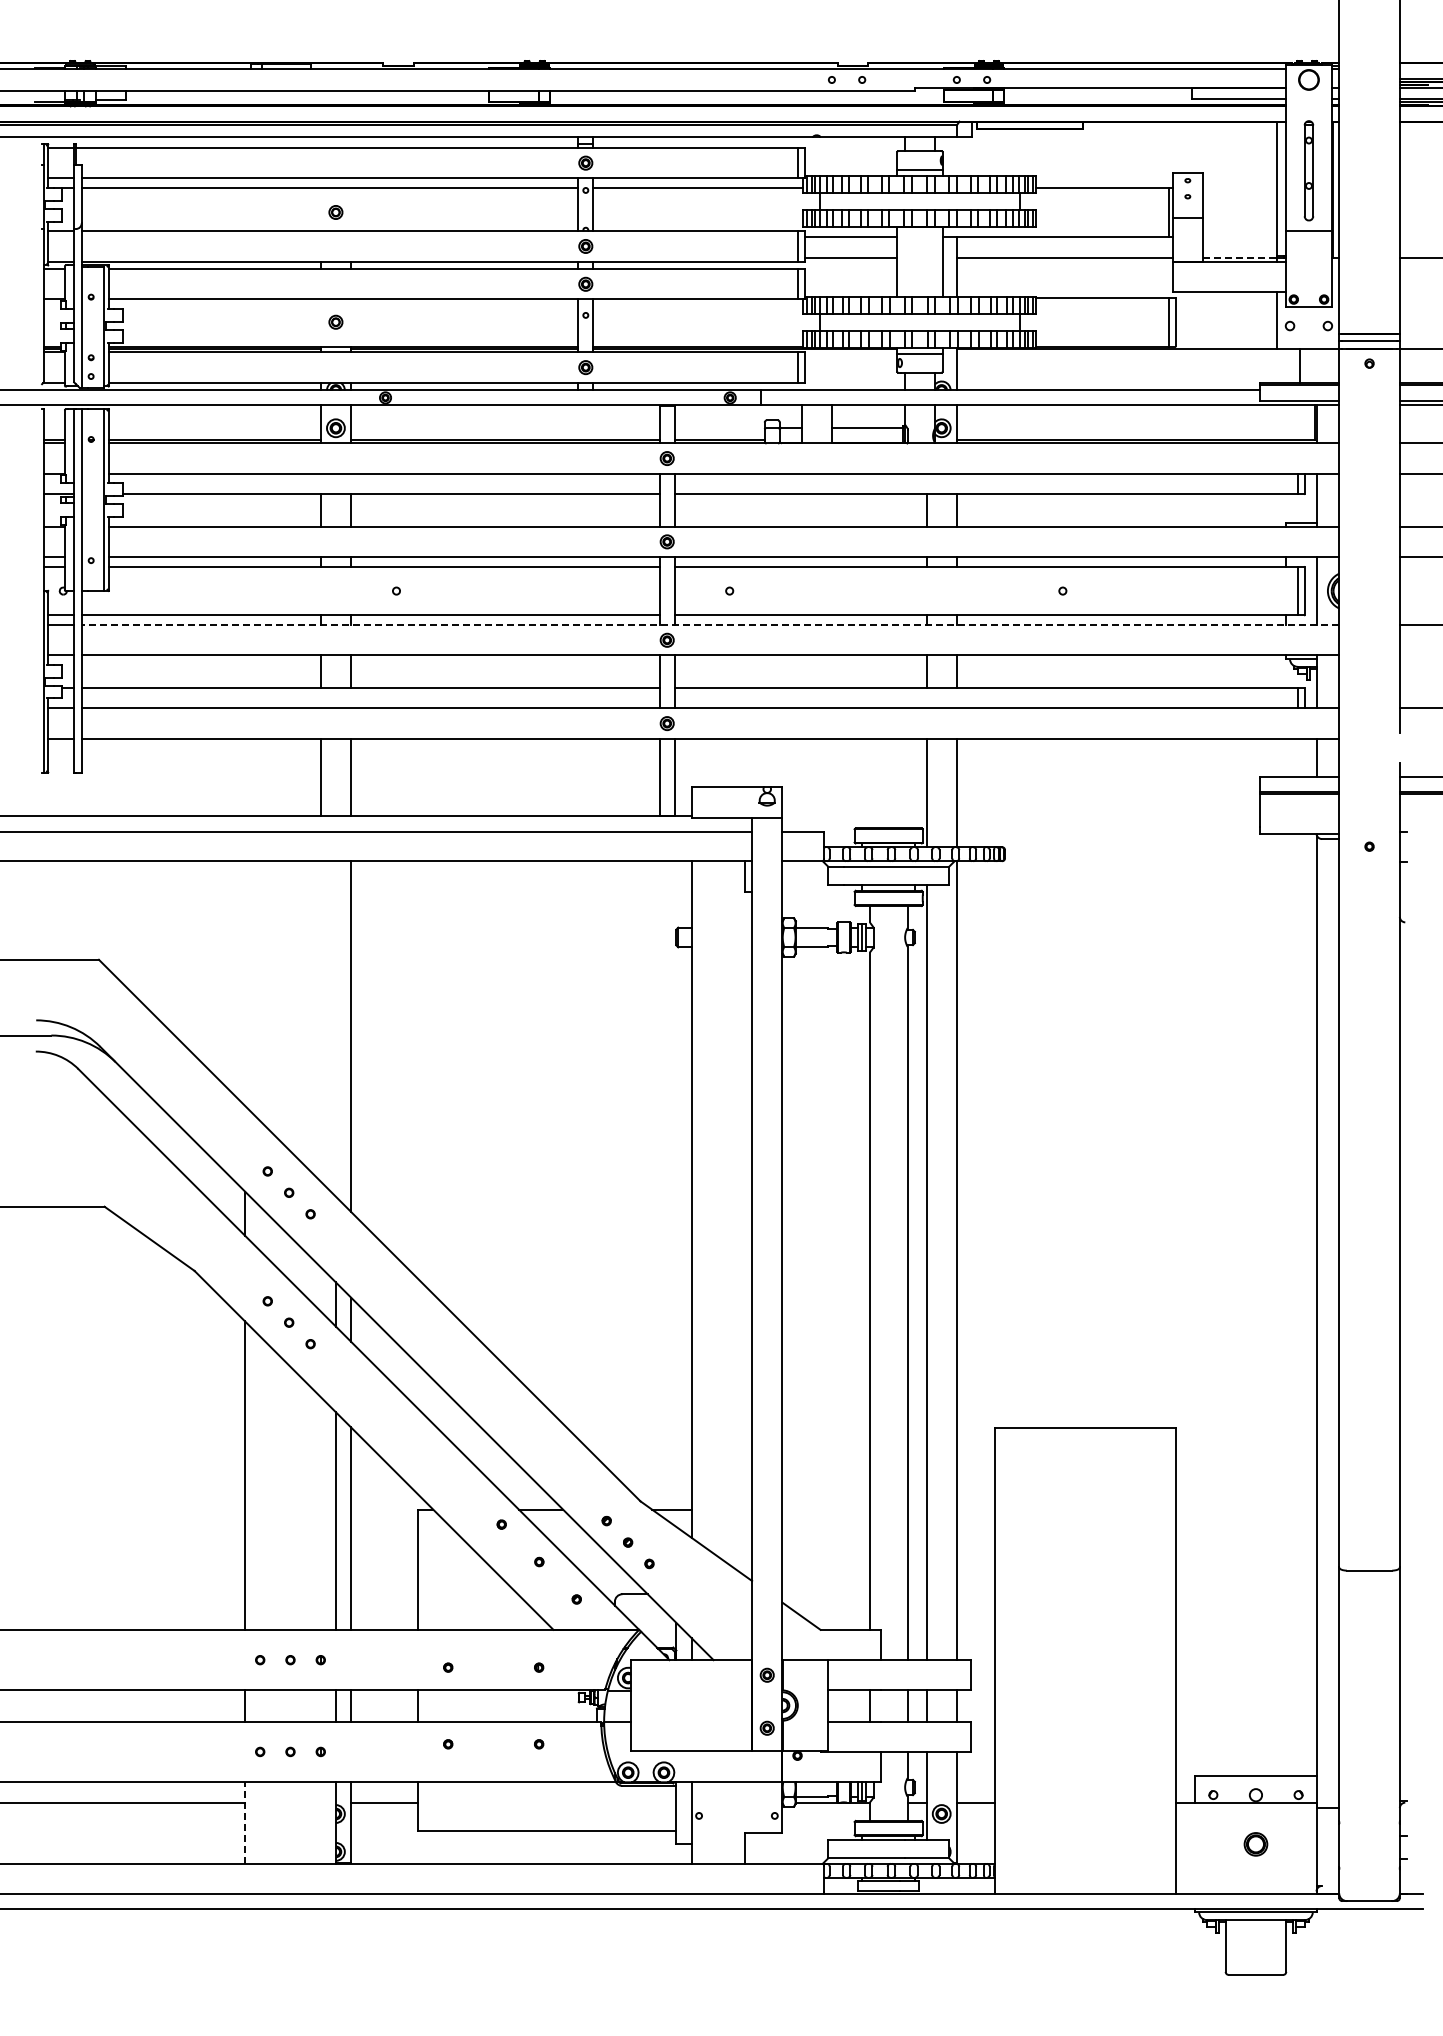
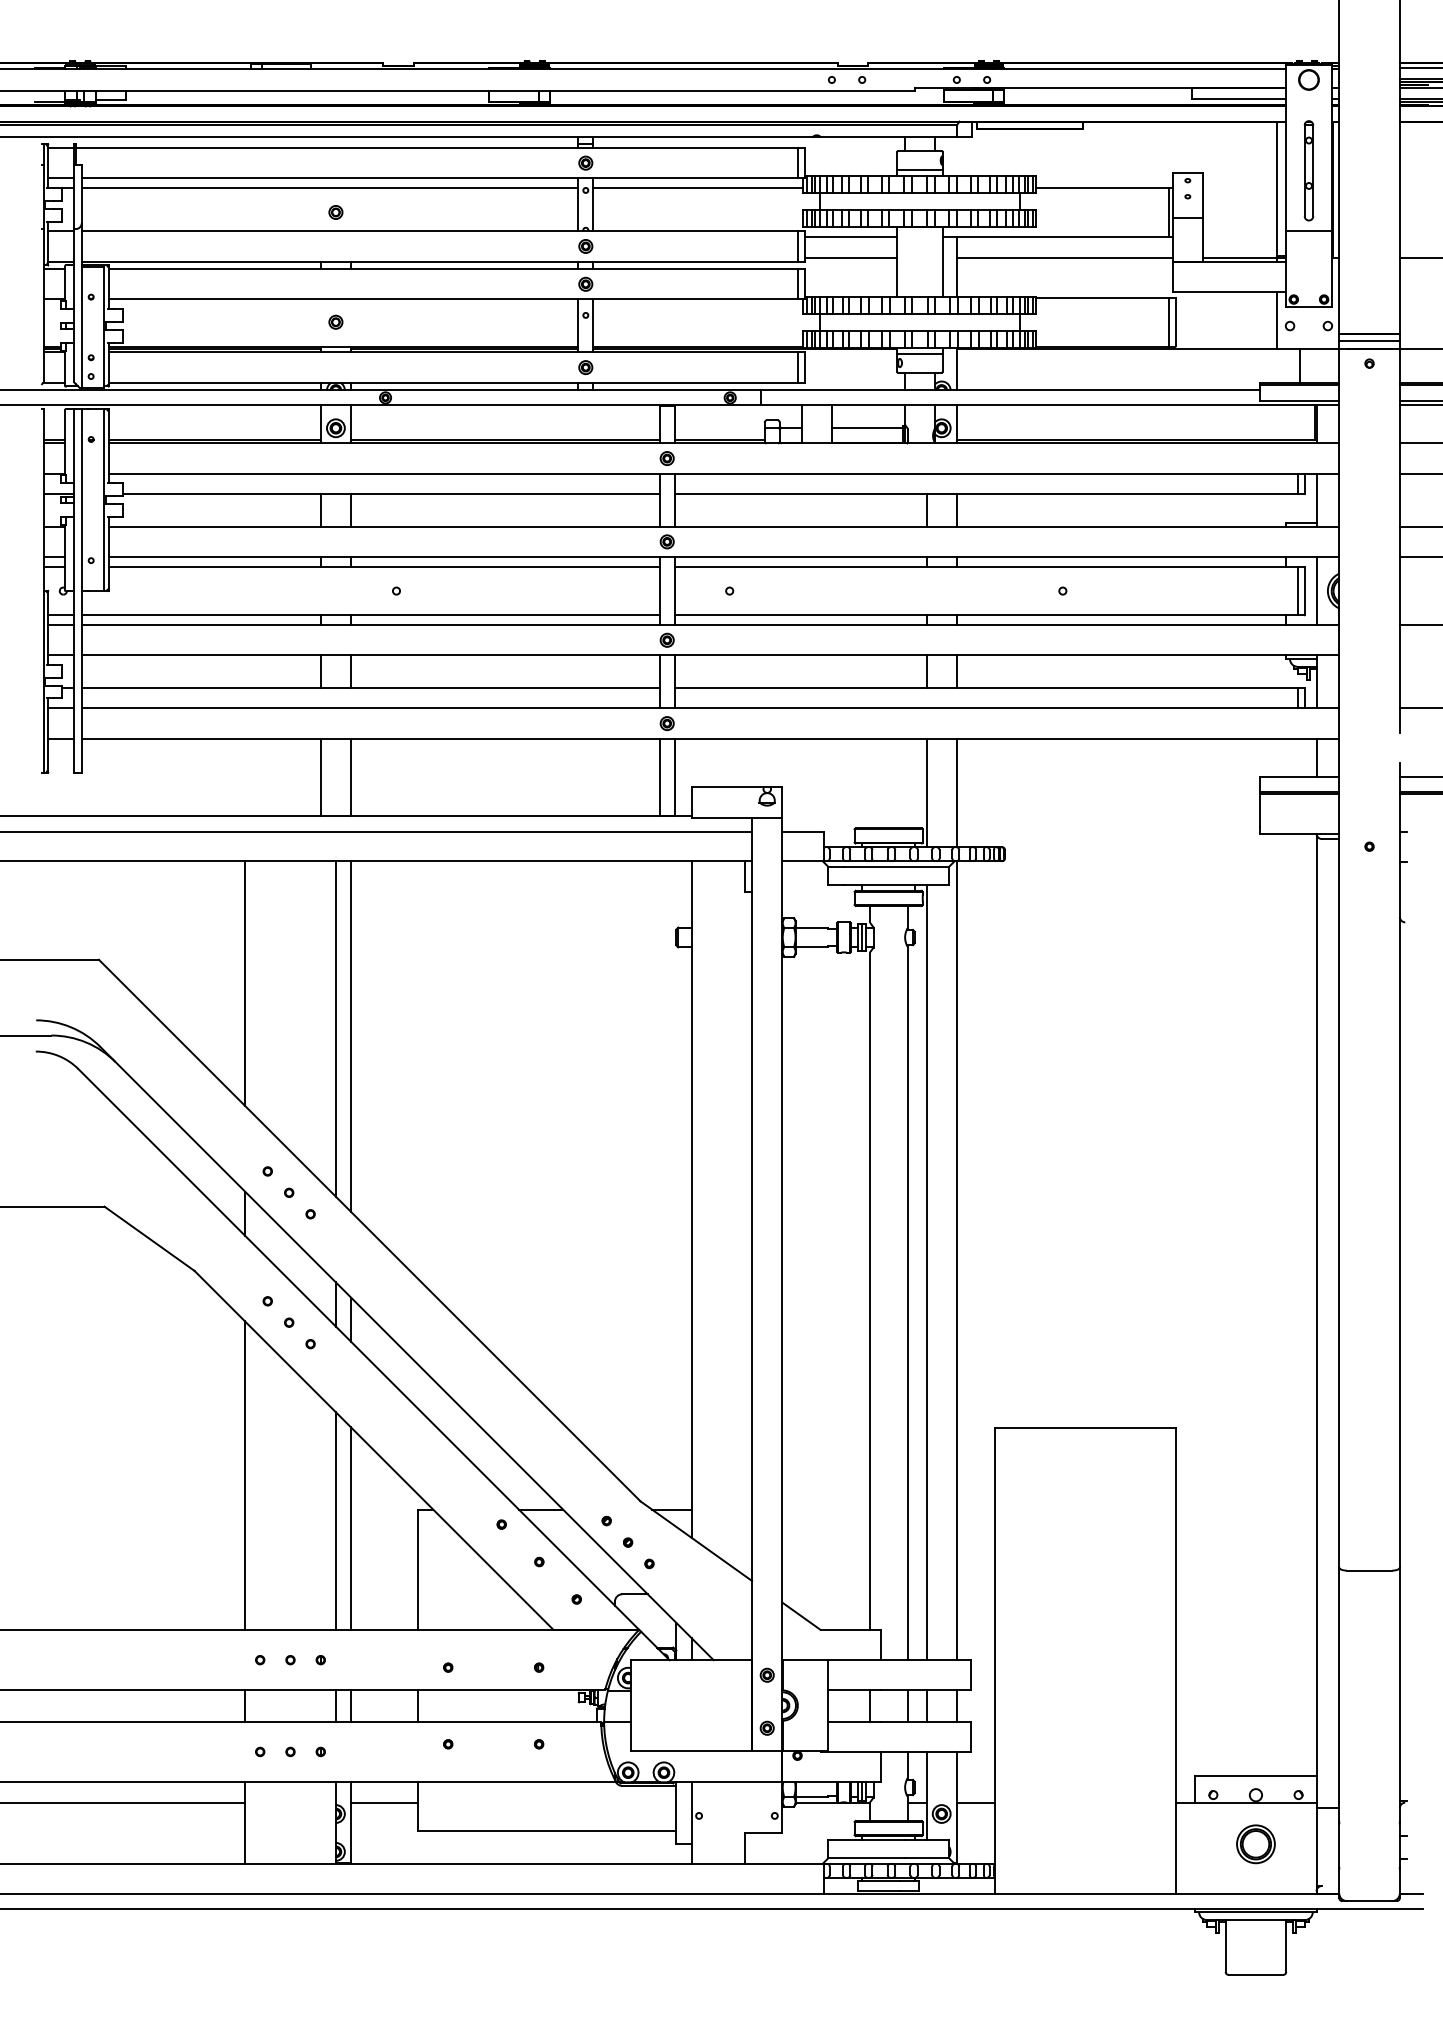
line: none -> present (1419, 67)
line: dashed -> solid (1239, 257)
line: dashed -> solid (710, 625)
line: none -> present (245, 983)
line: none -> present (335, 1028)
line: dashed -> solid (245, 1823)
part size: 26x25 px -> 40x41 px (1255, 1844)
